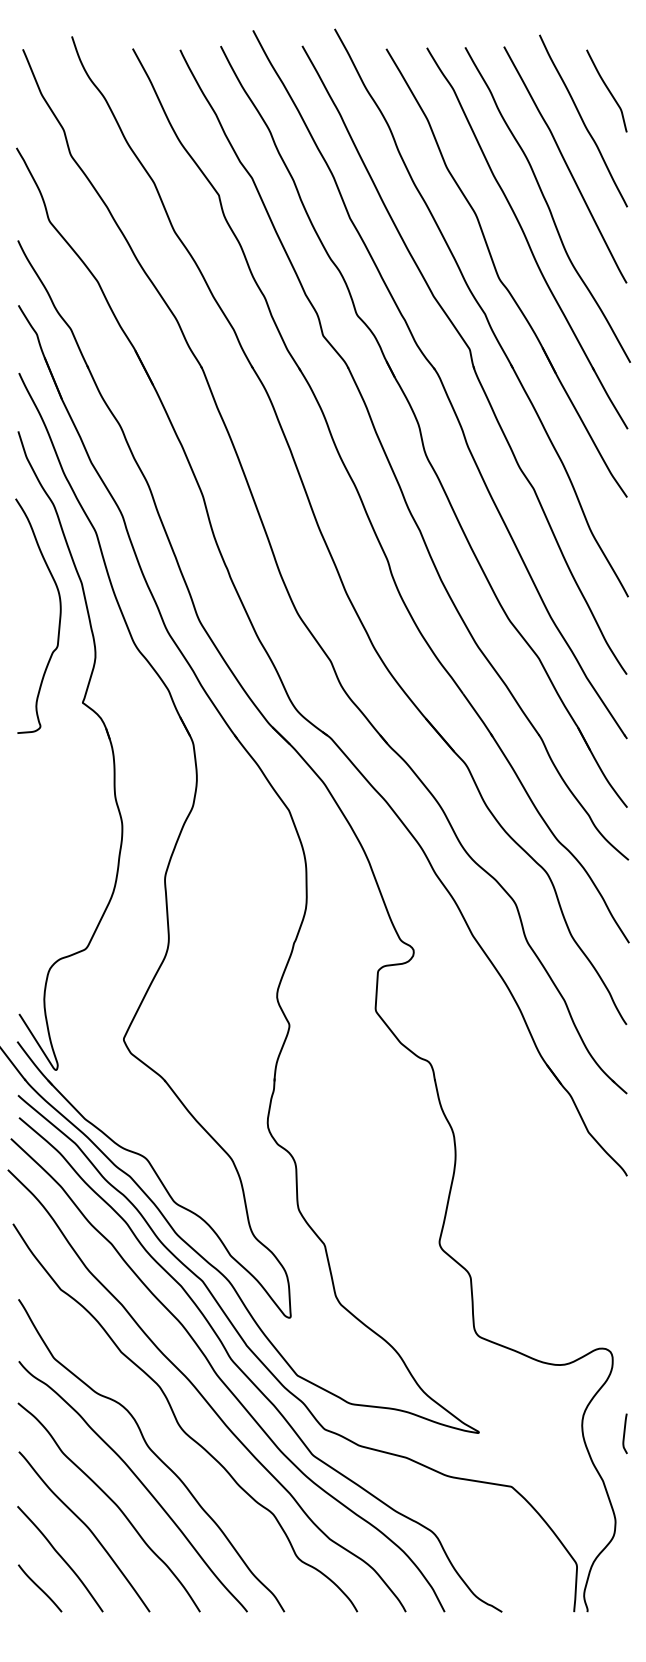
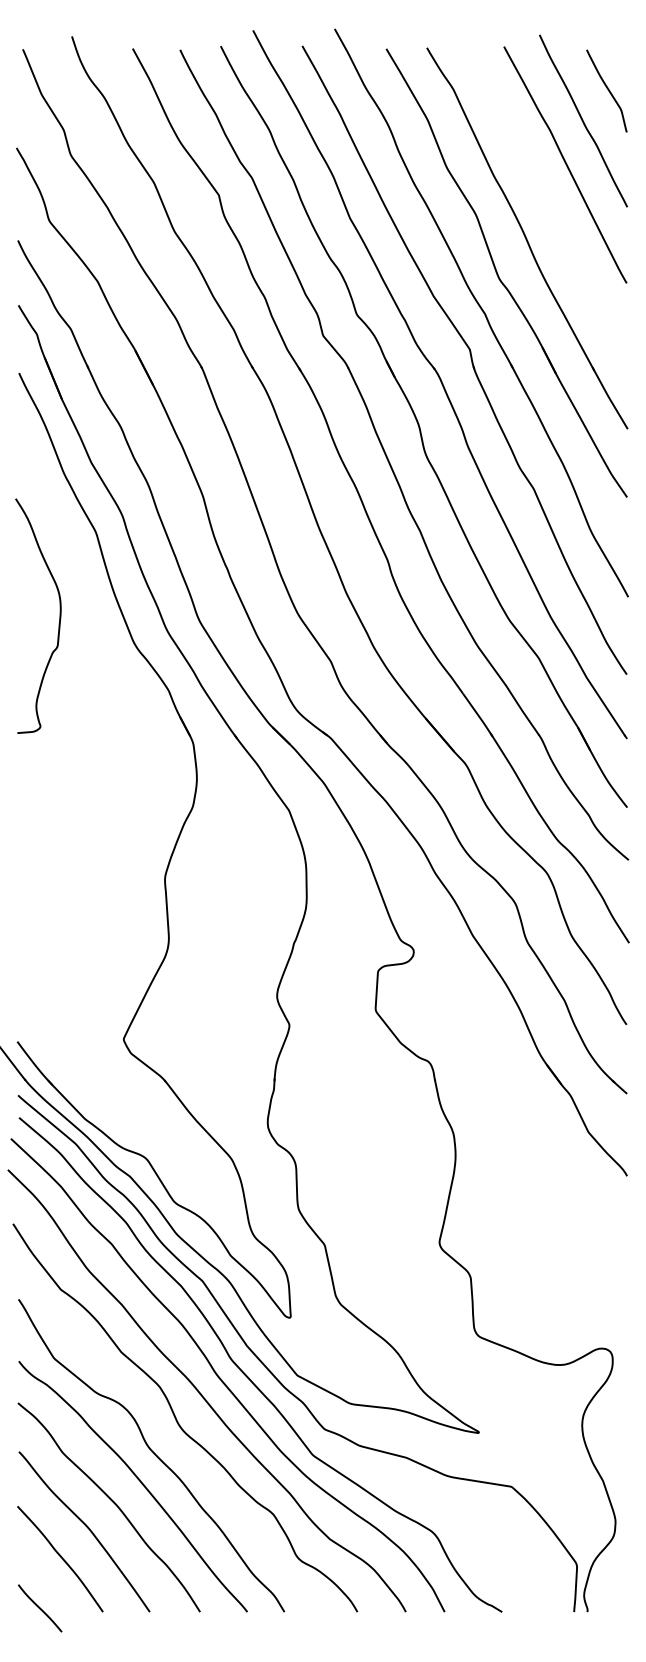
curve: present -> none (547, 204)
part: present -> none (107, 736)
curve: present -> none (624, 1433)
line position: (40, 1588) -> (40, 1608) (40, 1608)
